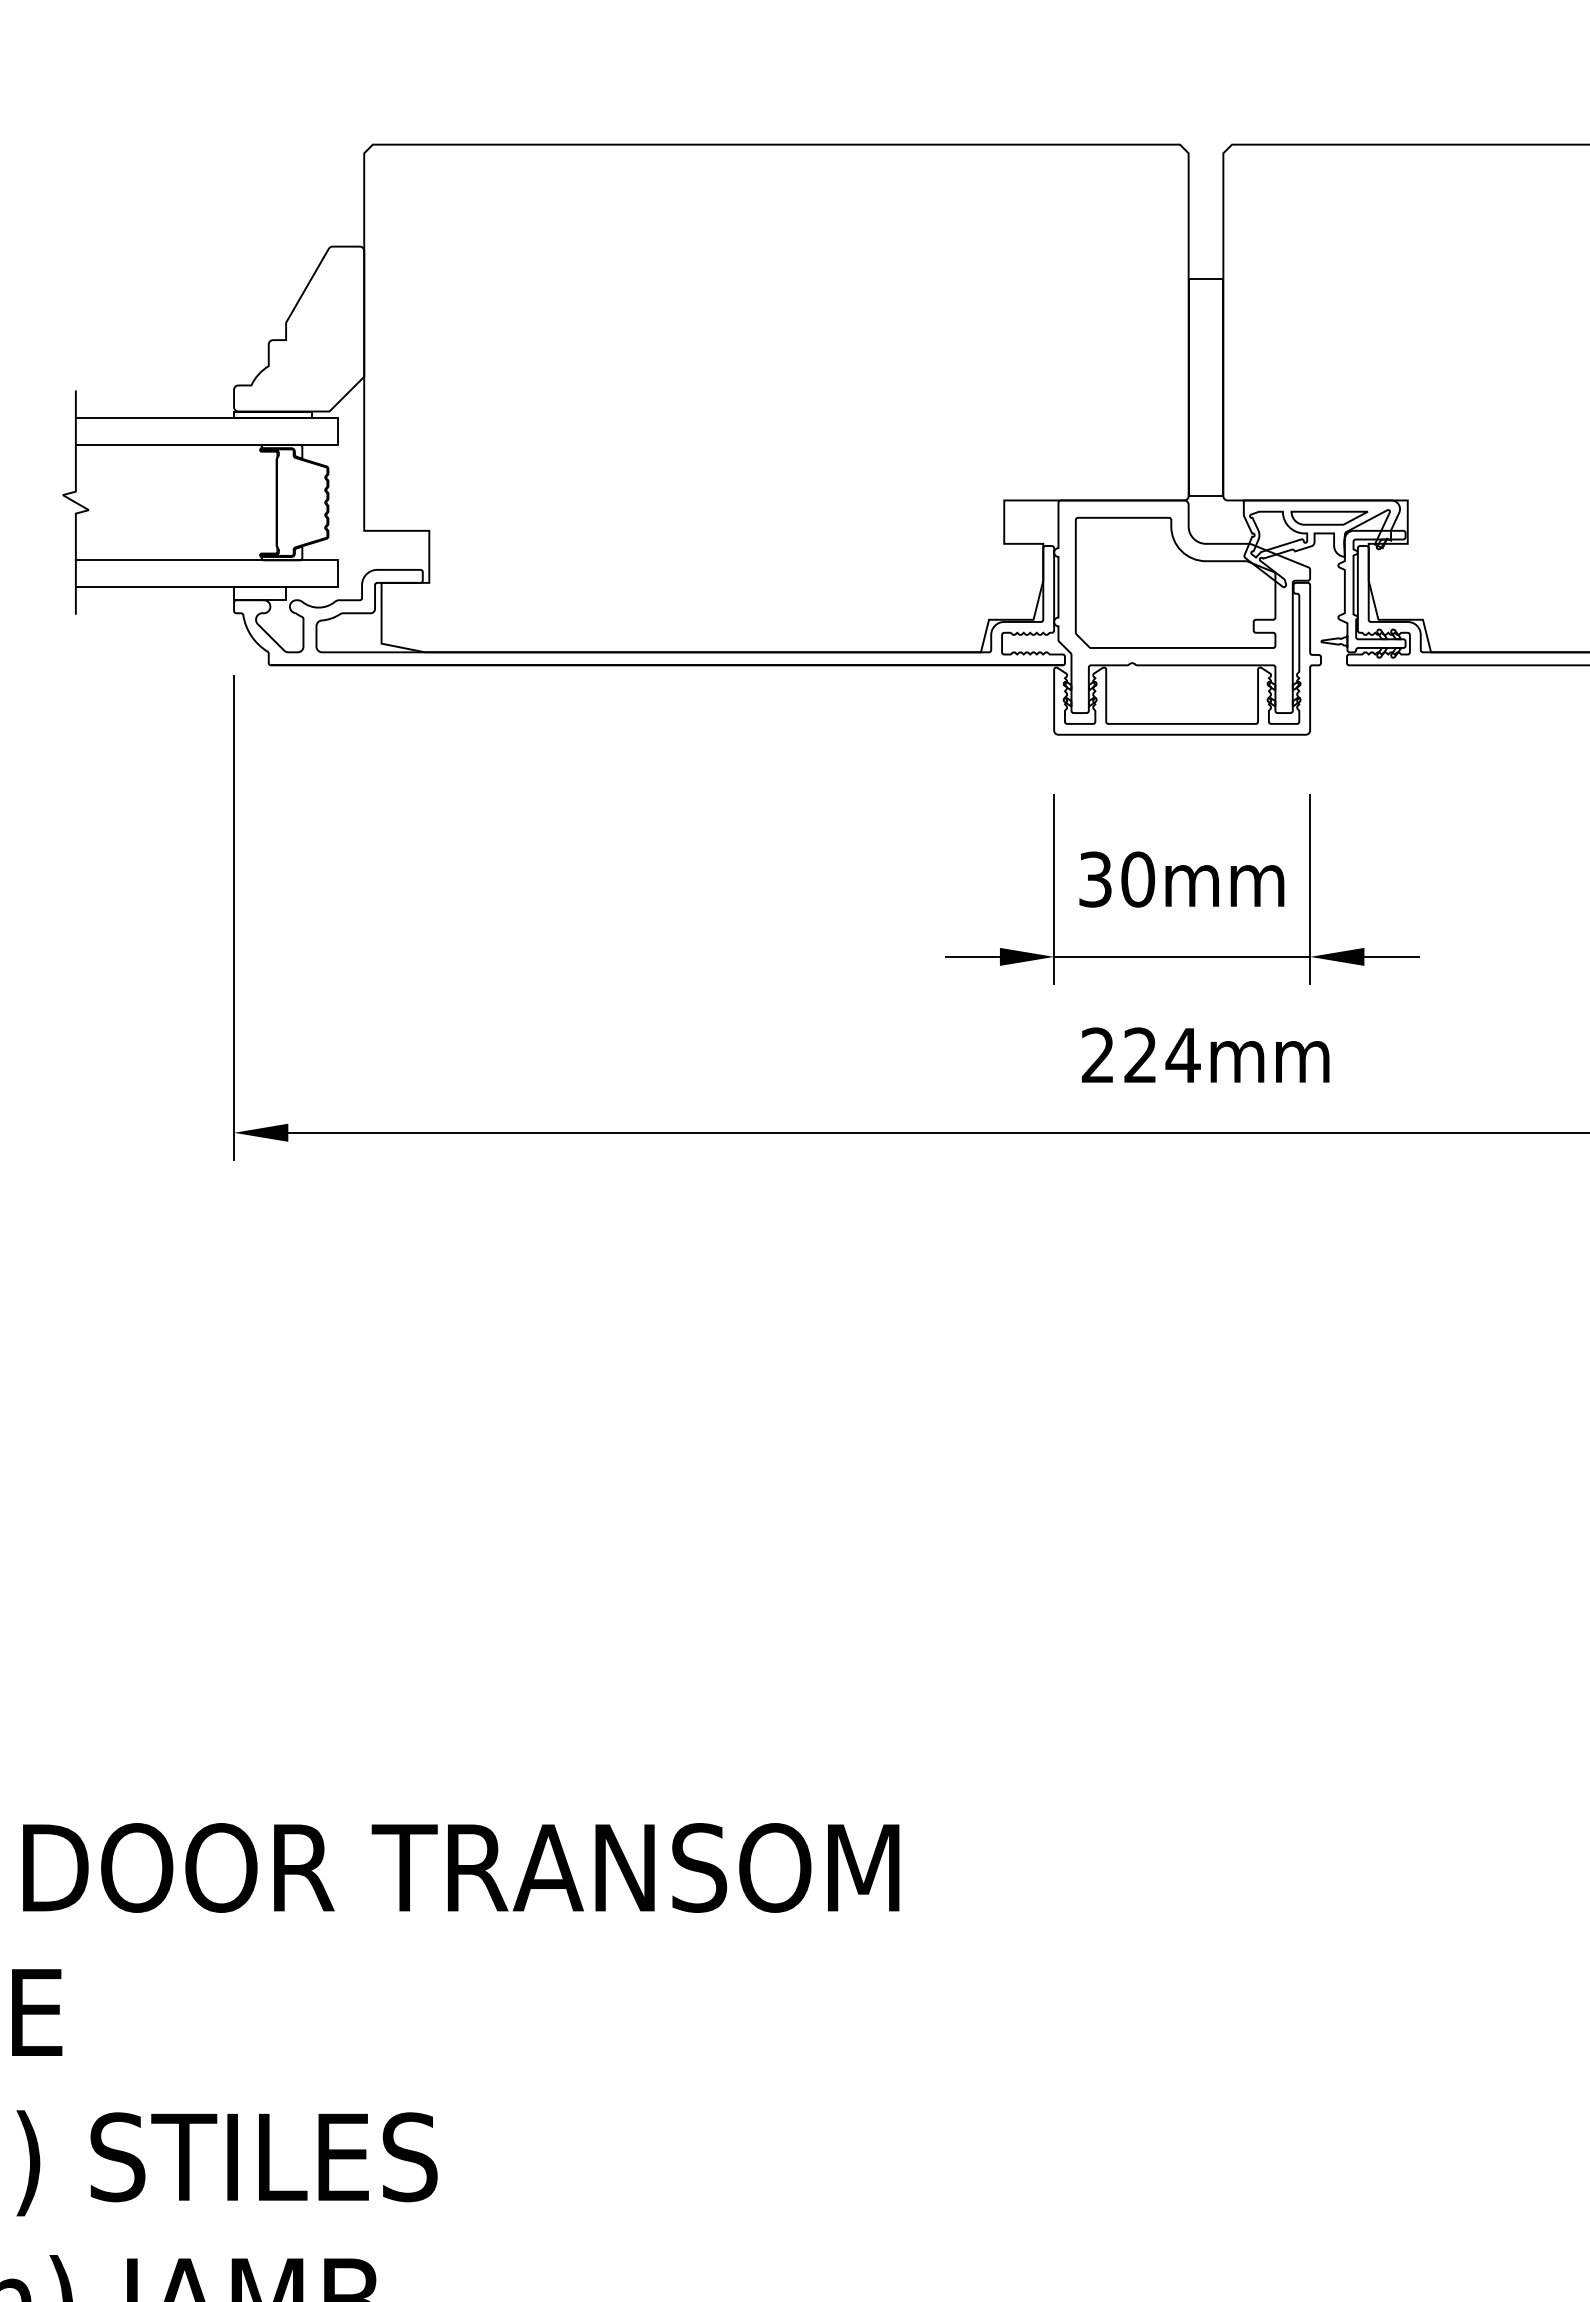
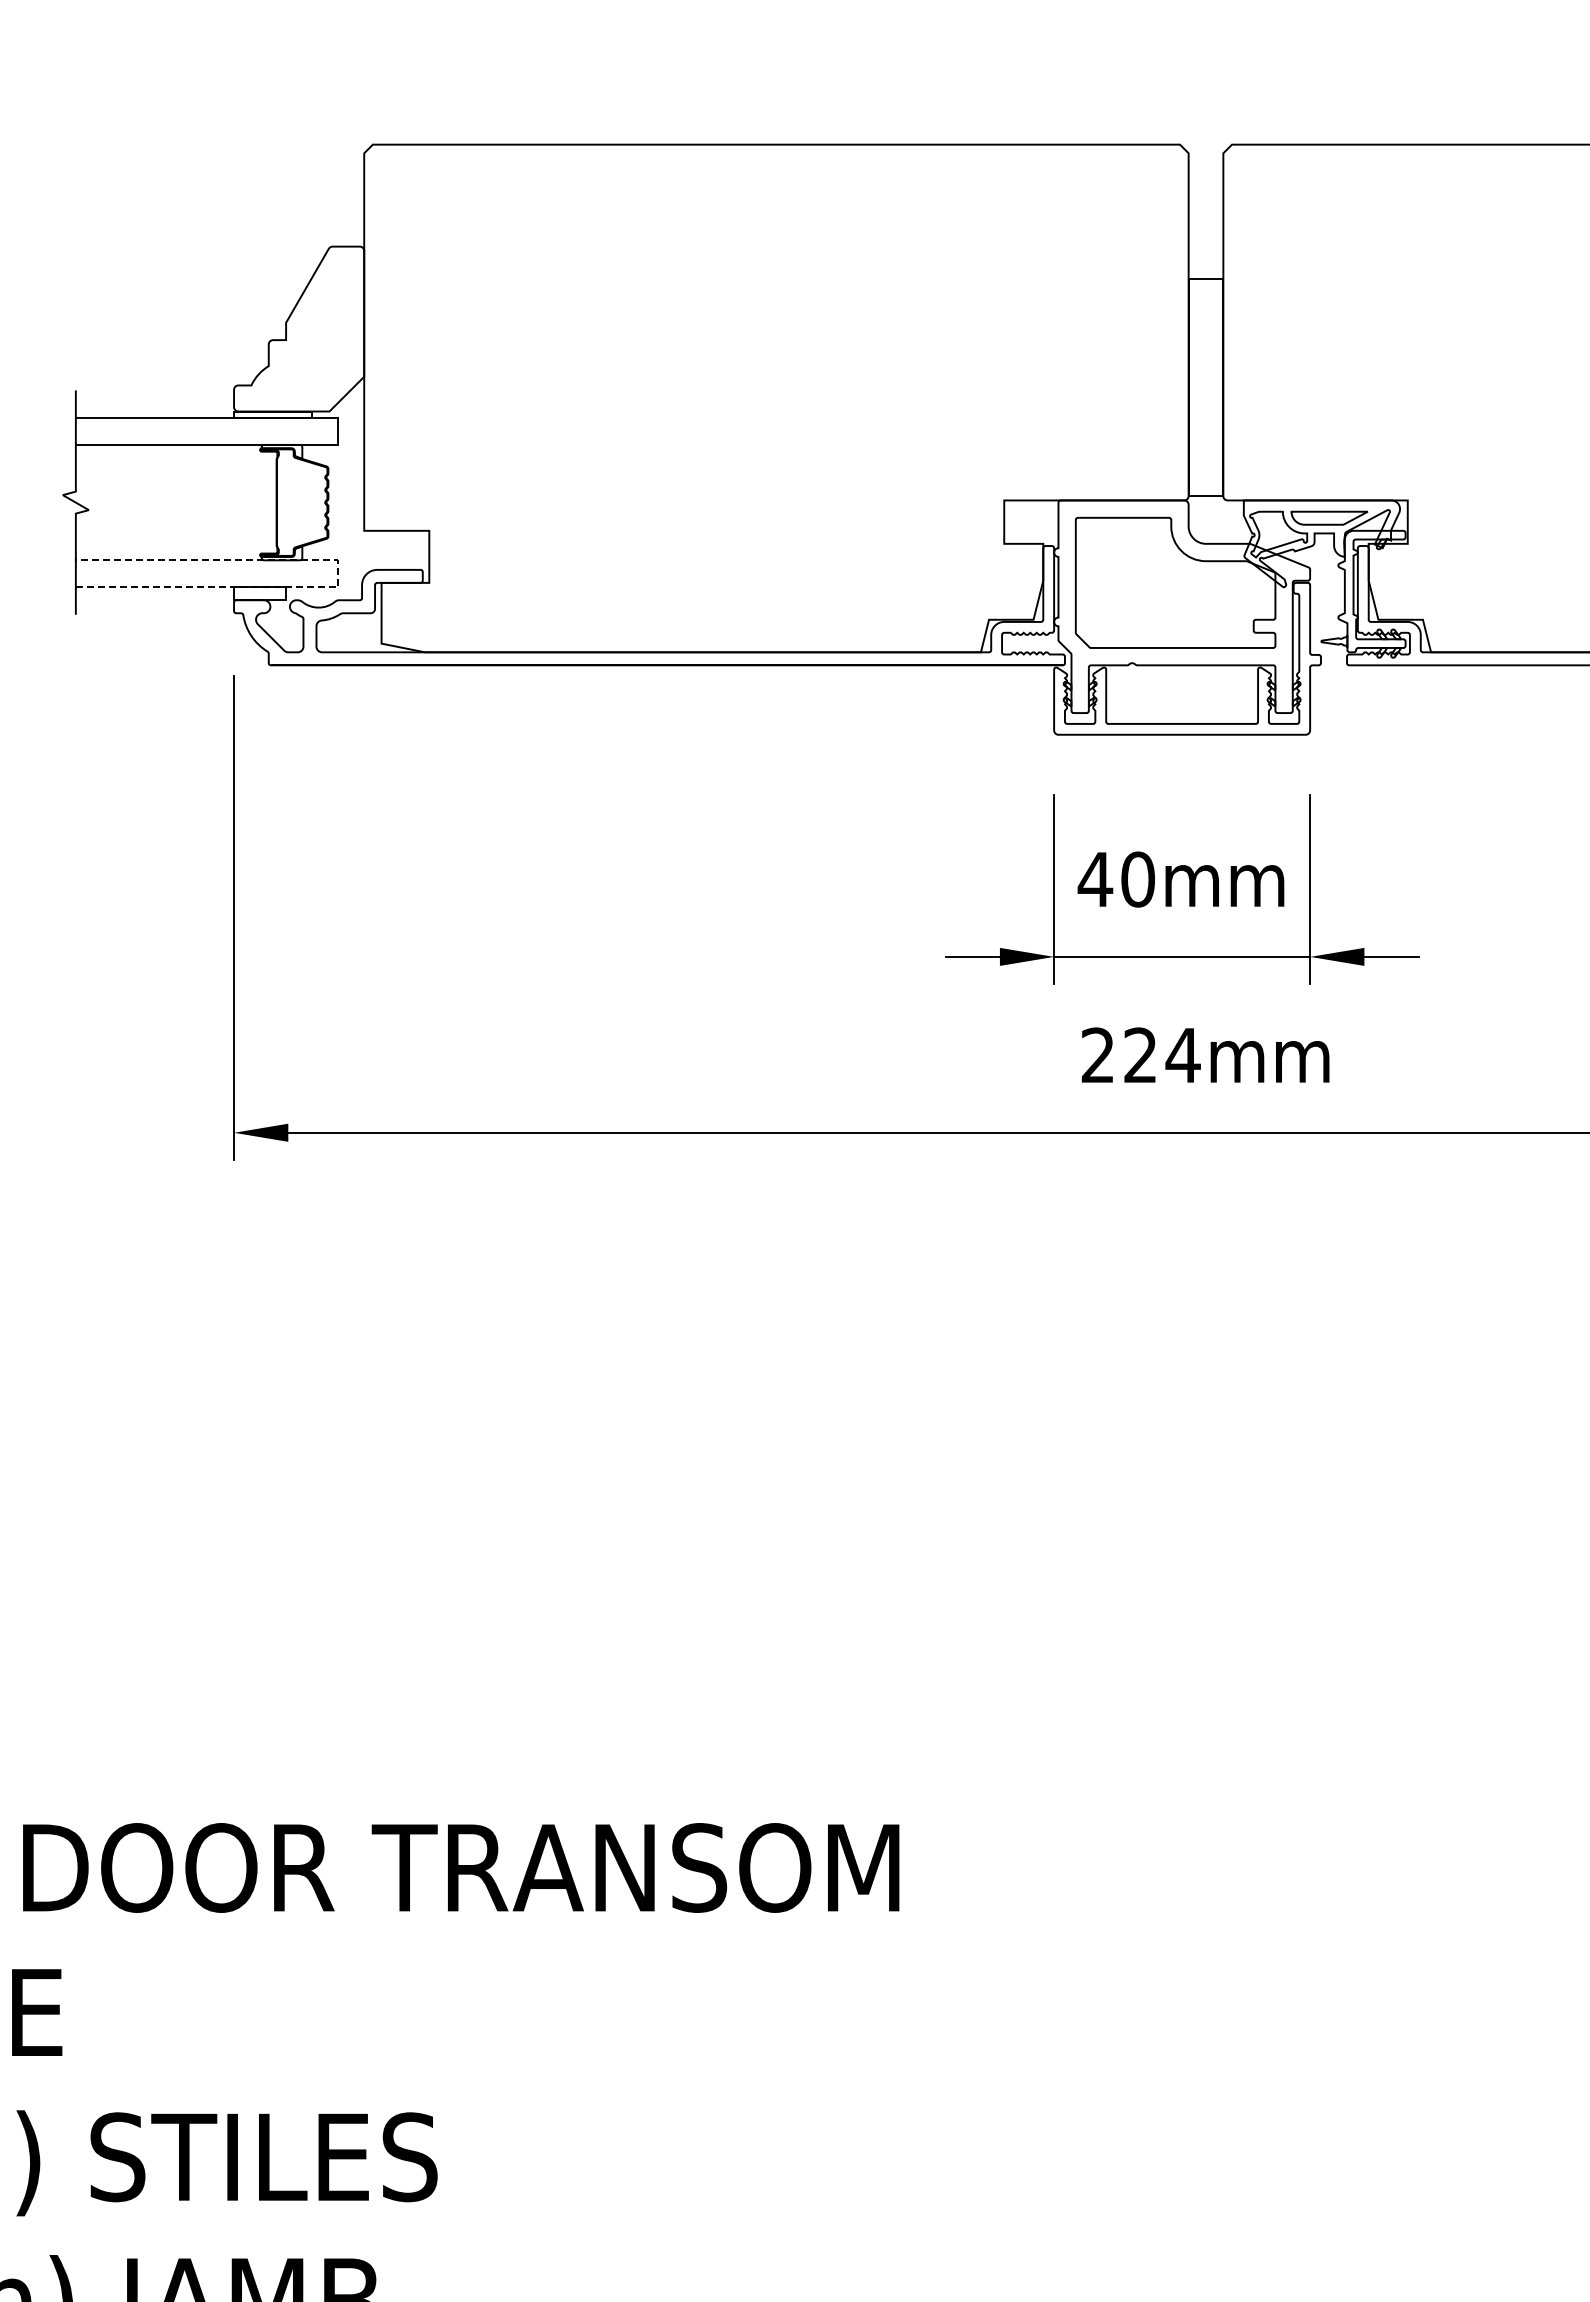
line: solid -> dashed (338, 573)
text: 30mm -> 40mm (1095, 879)
